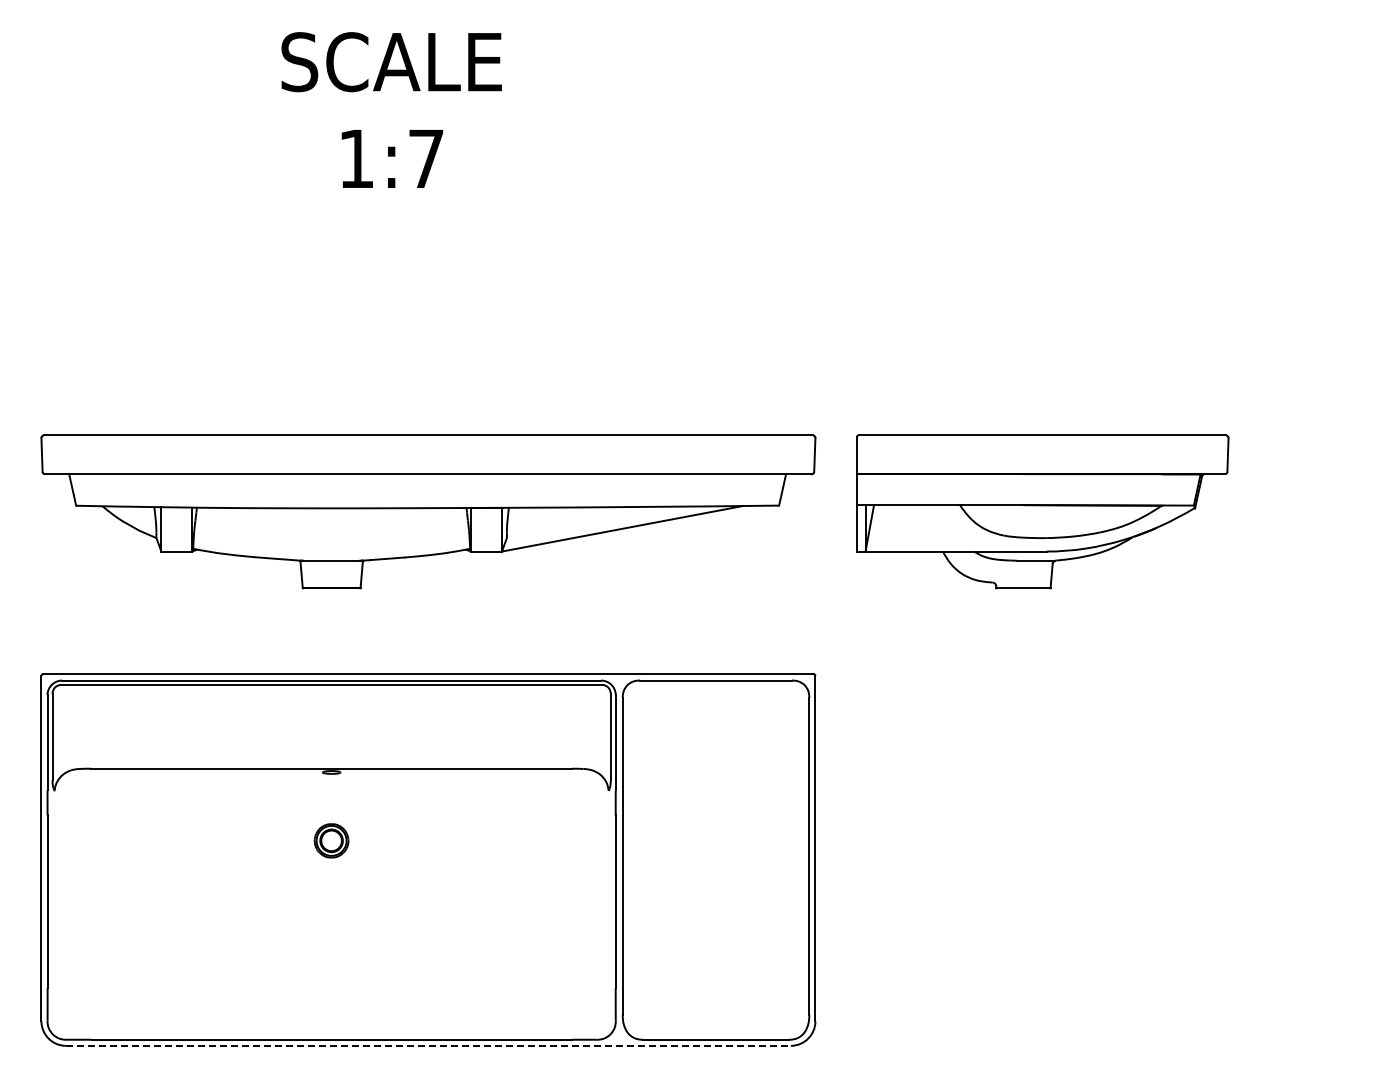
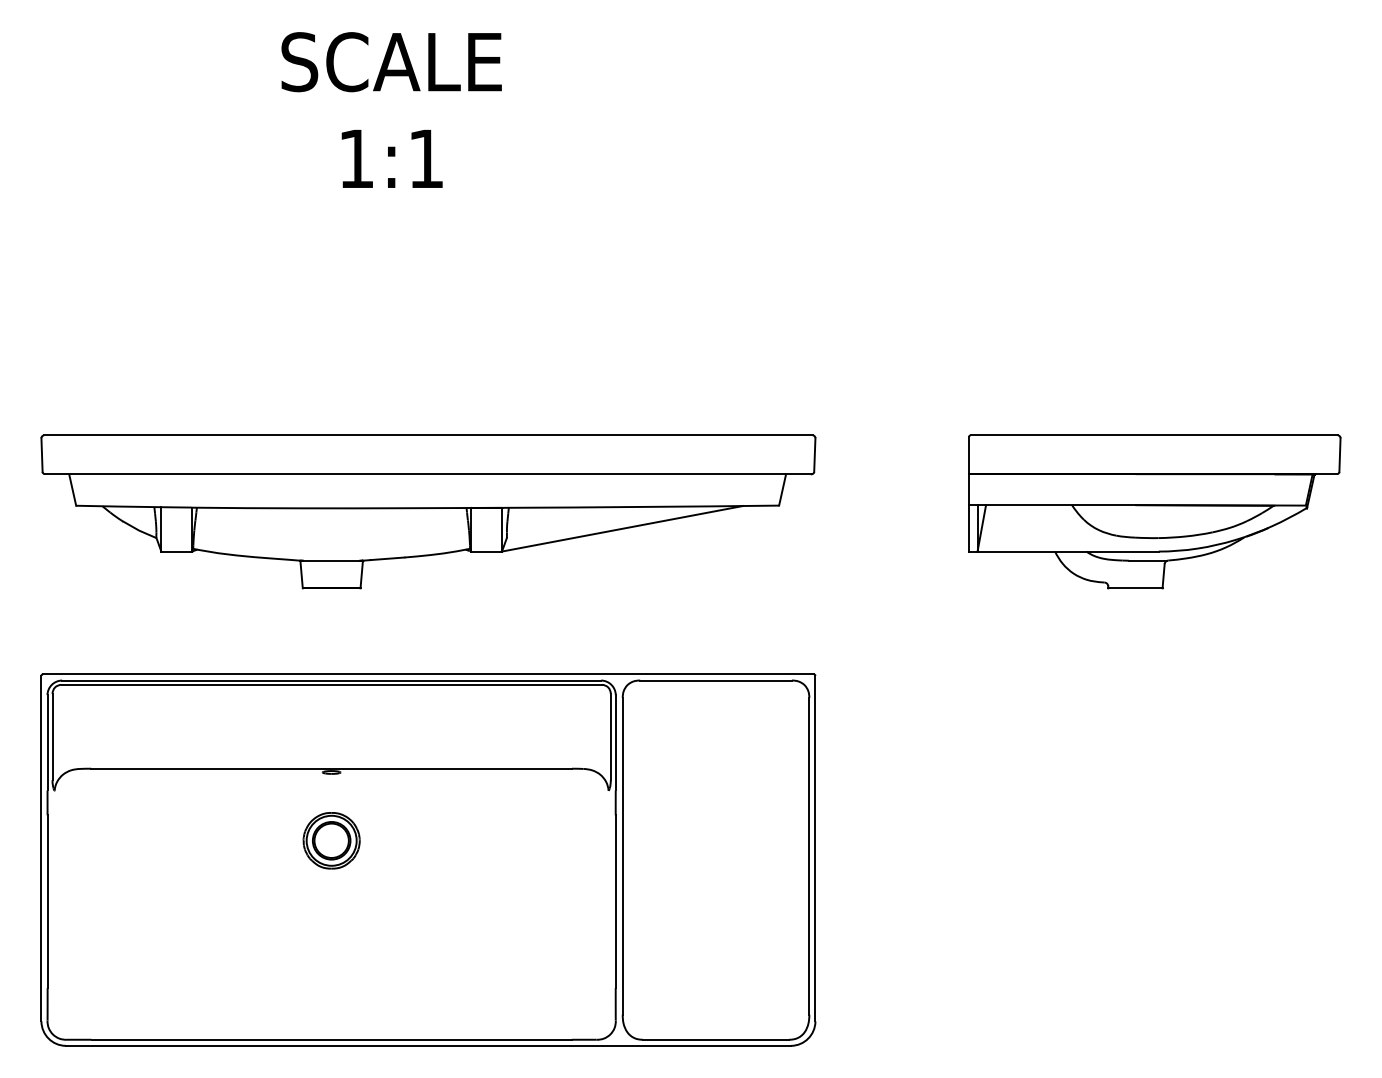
text: 1:7 -> 1:1 (426, 158)
part position: (1042, 511) -> (1154, 511) (1154, 511)
part size: 37x36 px -> 59x58 px (331, 840)
line: dashed -> solid (428, 1045)
